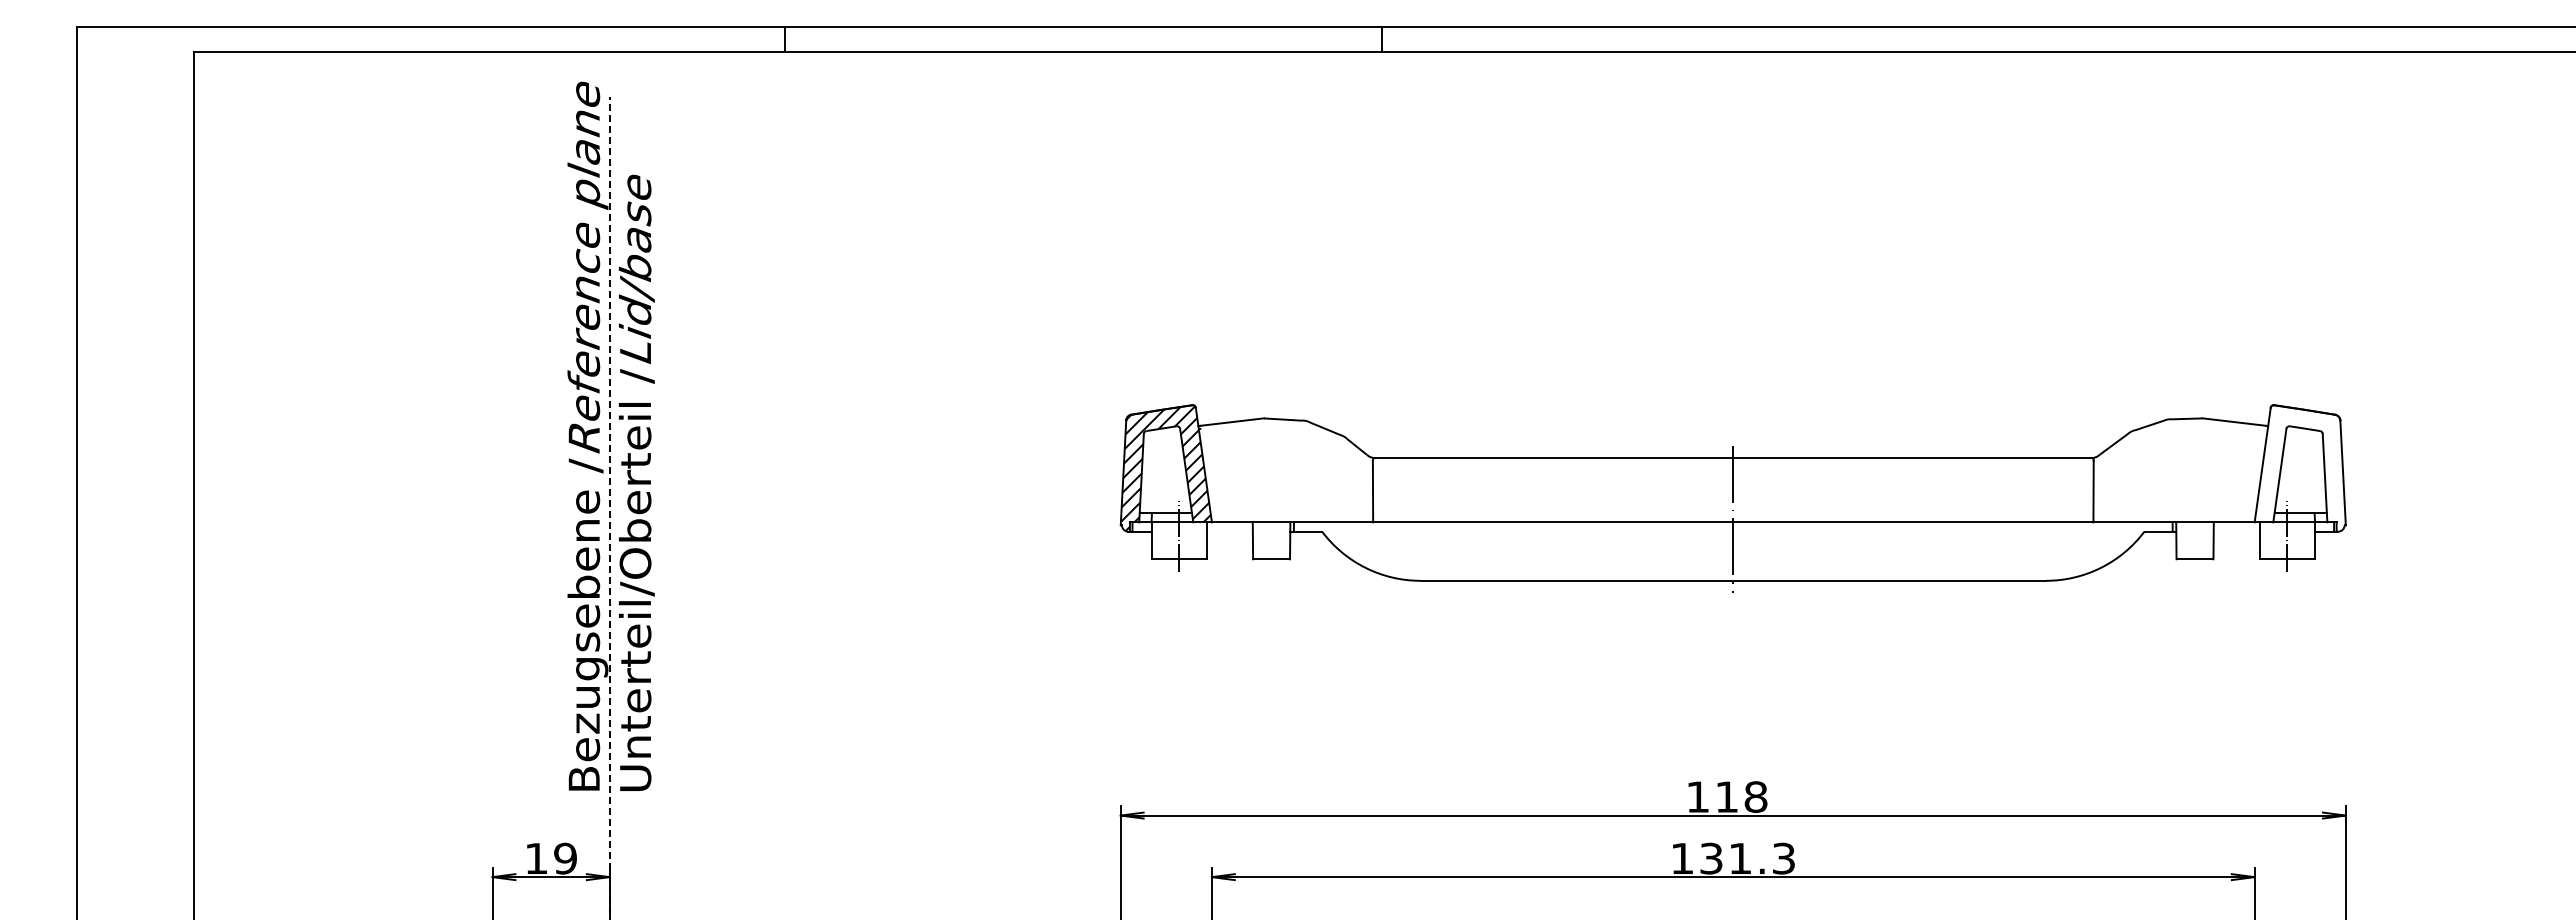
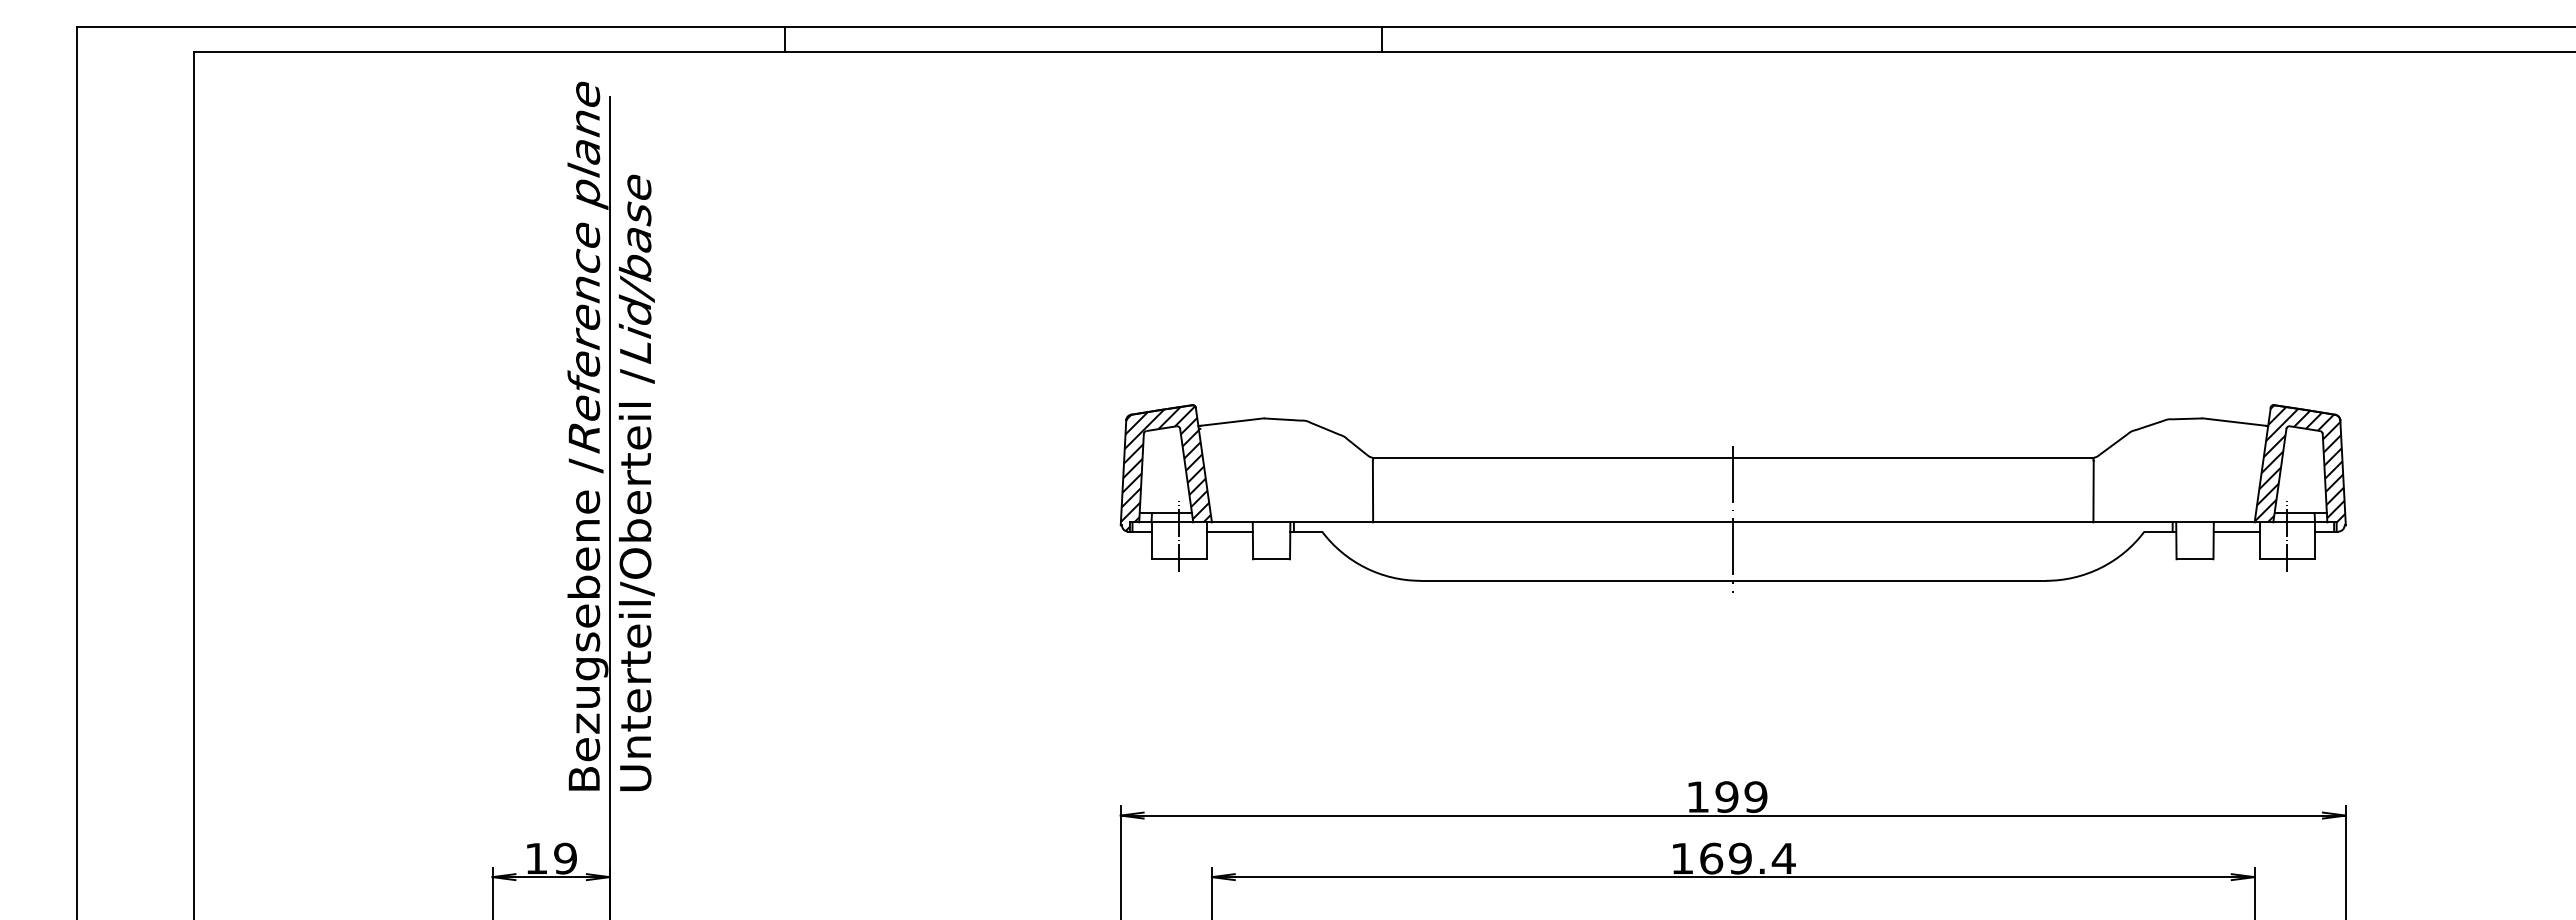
hatch: none -> present (2299, 463)
line: dashed -> solid (609, 507)
line: none -> present (1229, 531)
line: none -> present (2236, 531)
text: 118 -> 199 (1741, 796)
text: 131.3 -> 169.4 (1747, 858)
